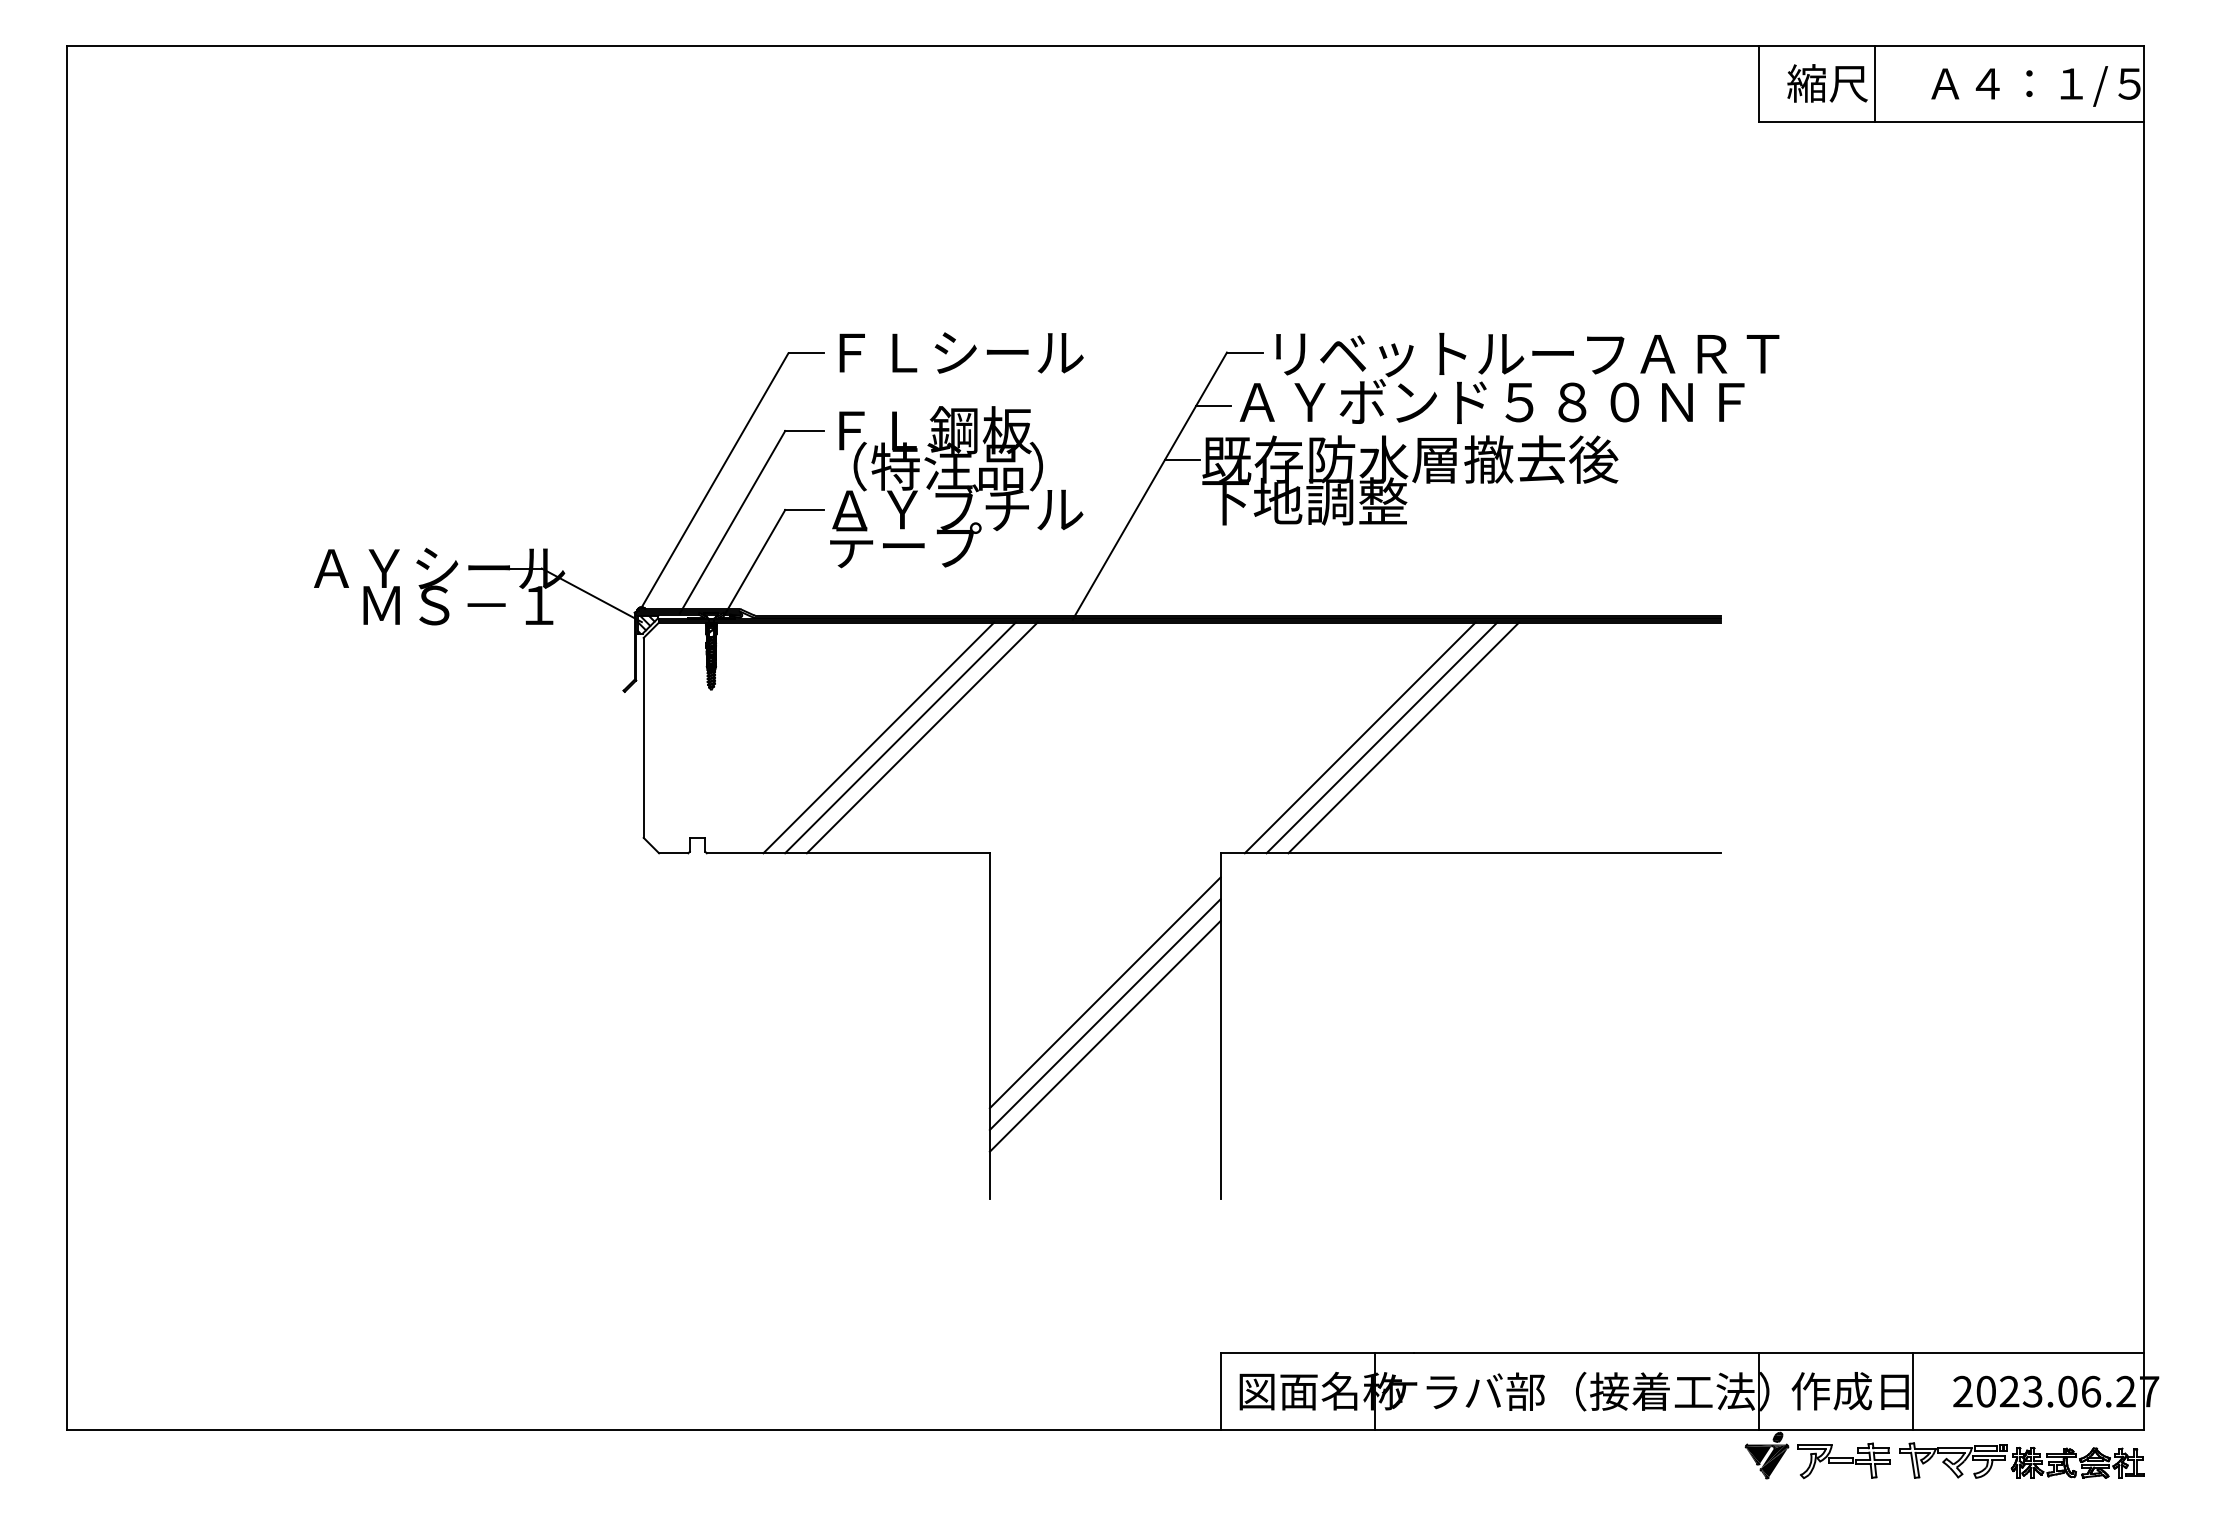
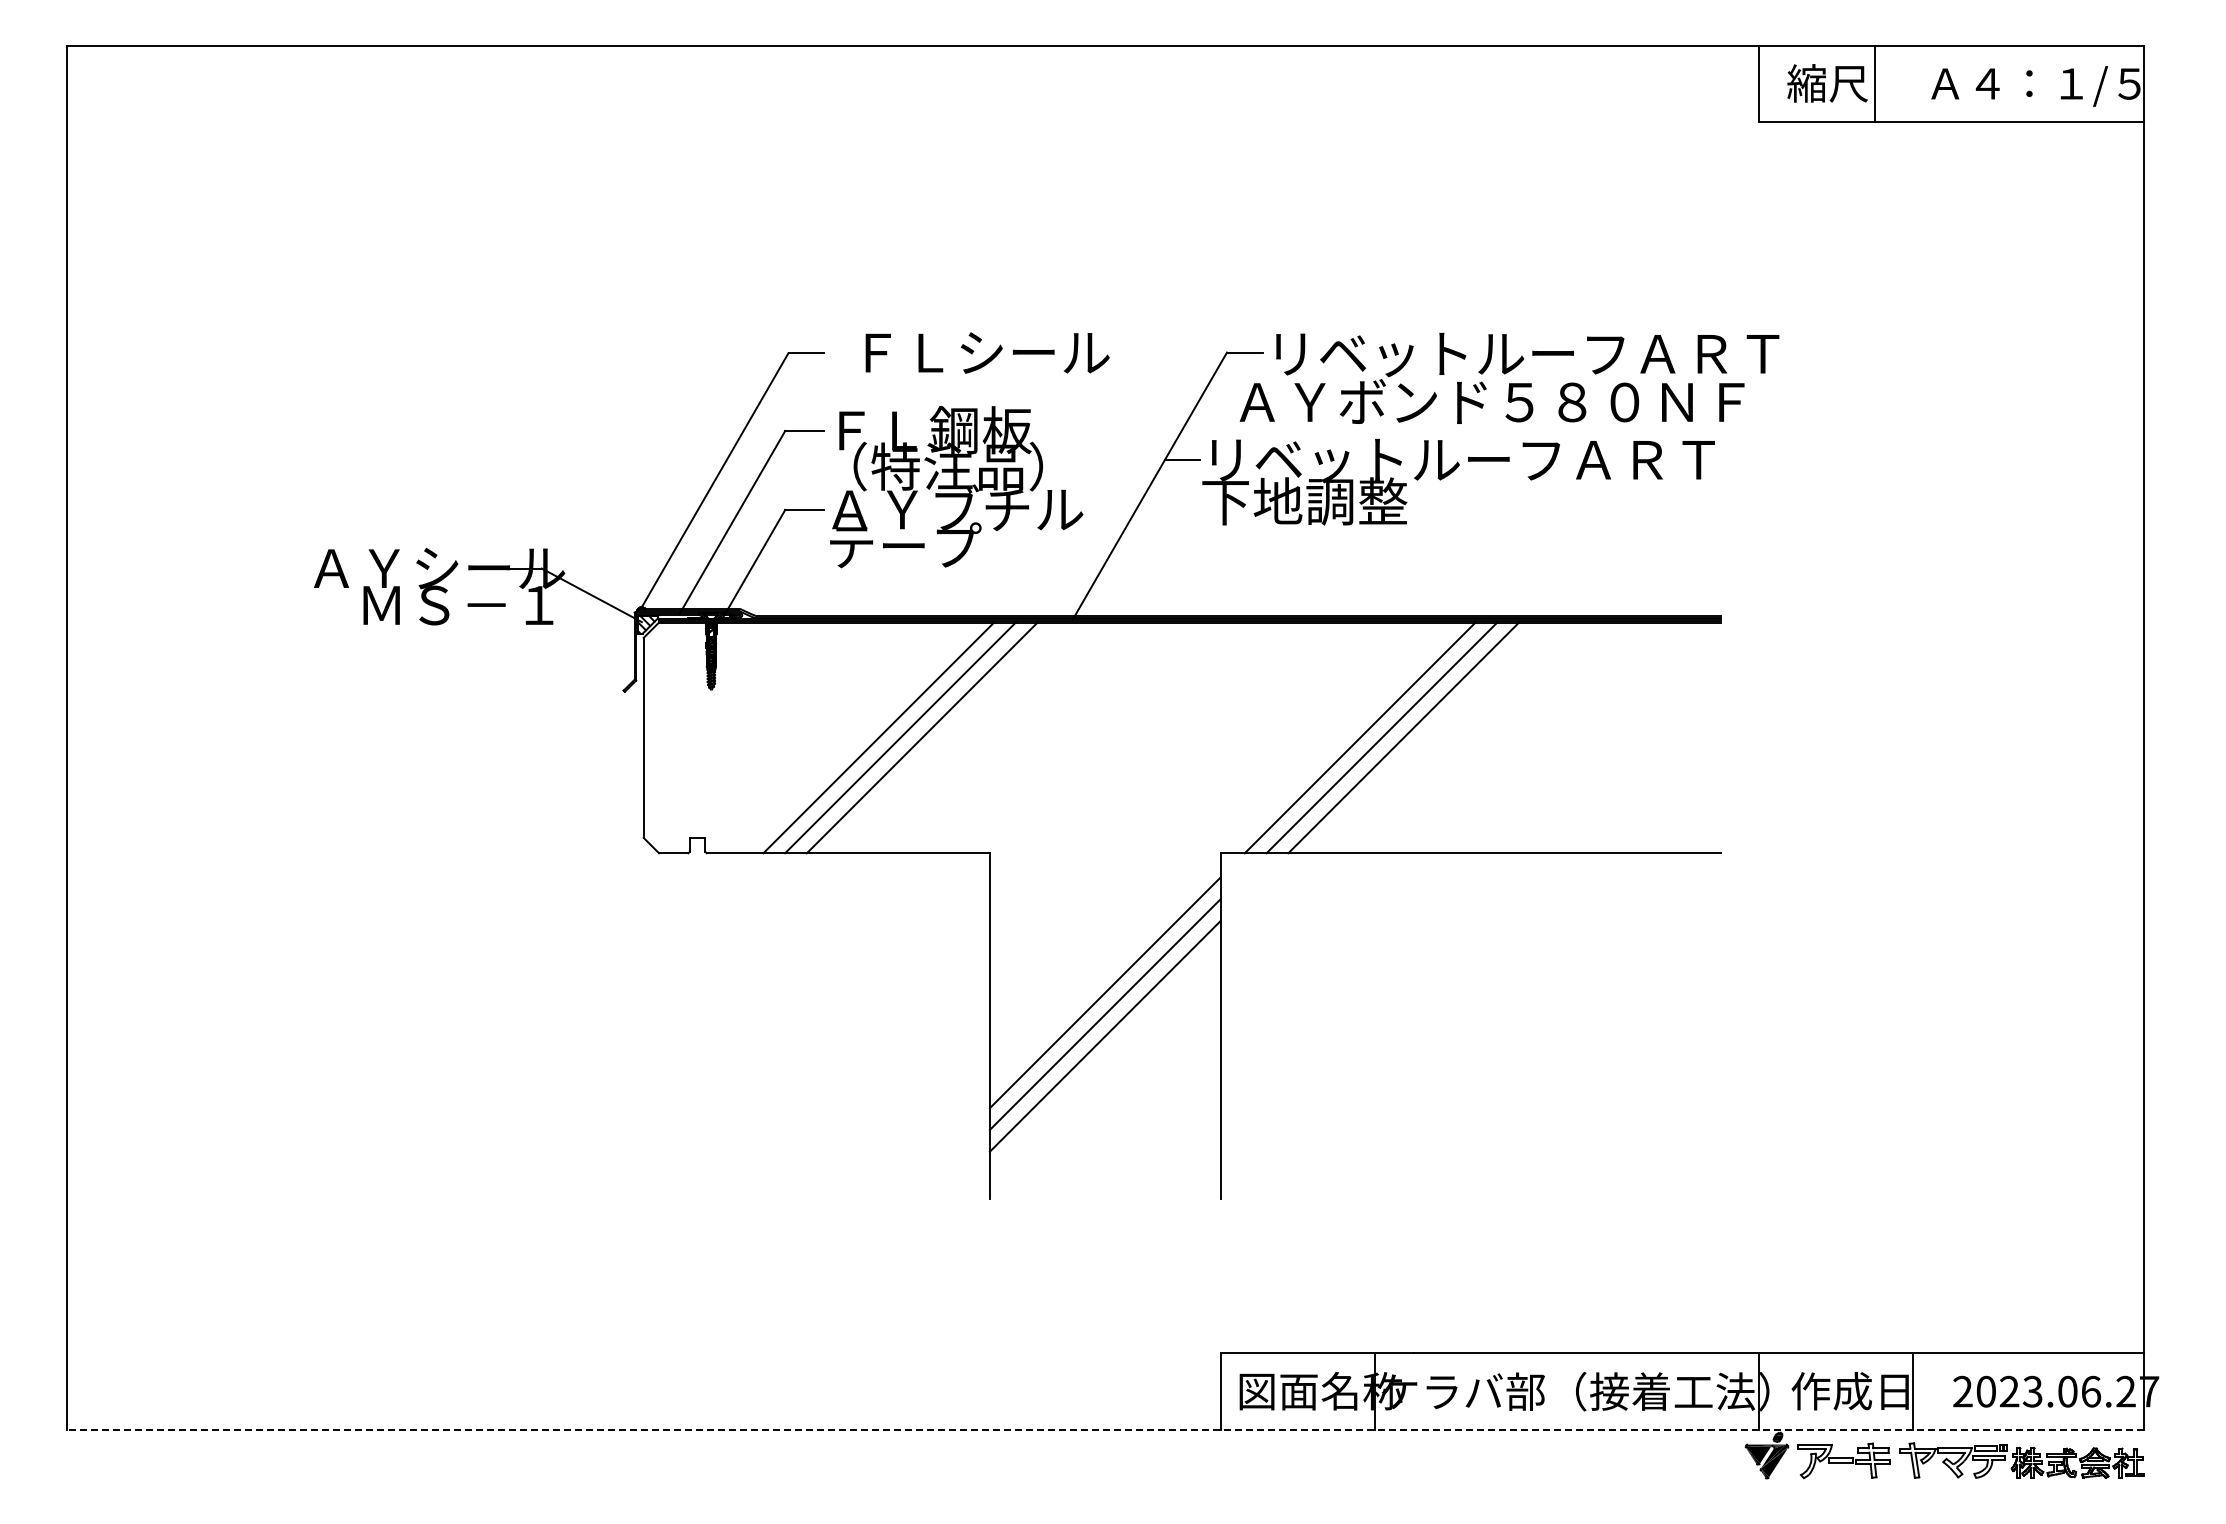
text position: (961, 352) -> (987, 352) (987, 352)
line: present -> none (1213, 406)
text: 既存防水層撤去後 -> リベットルーフＡＲＴ (1458, 459)
line: solid -> dashed (1105, 1430)
